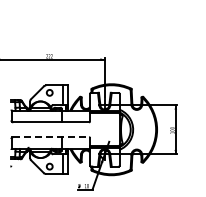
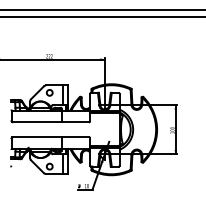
line: none -> present (102, 9)
line: none -> present (102, 17)
line: dashed -> solid (51, 137)
